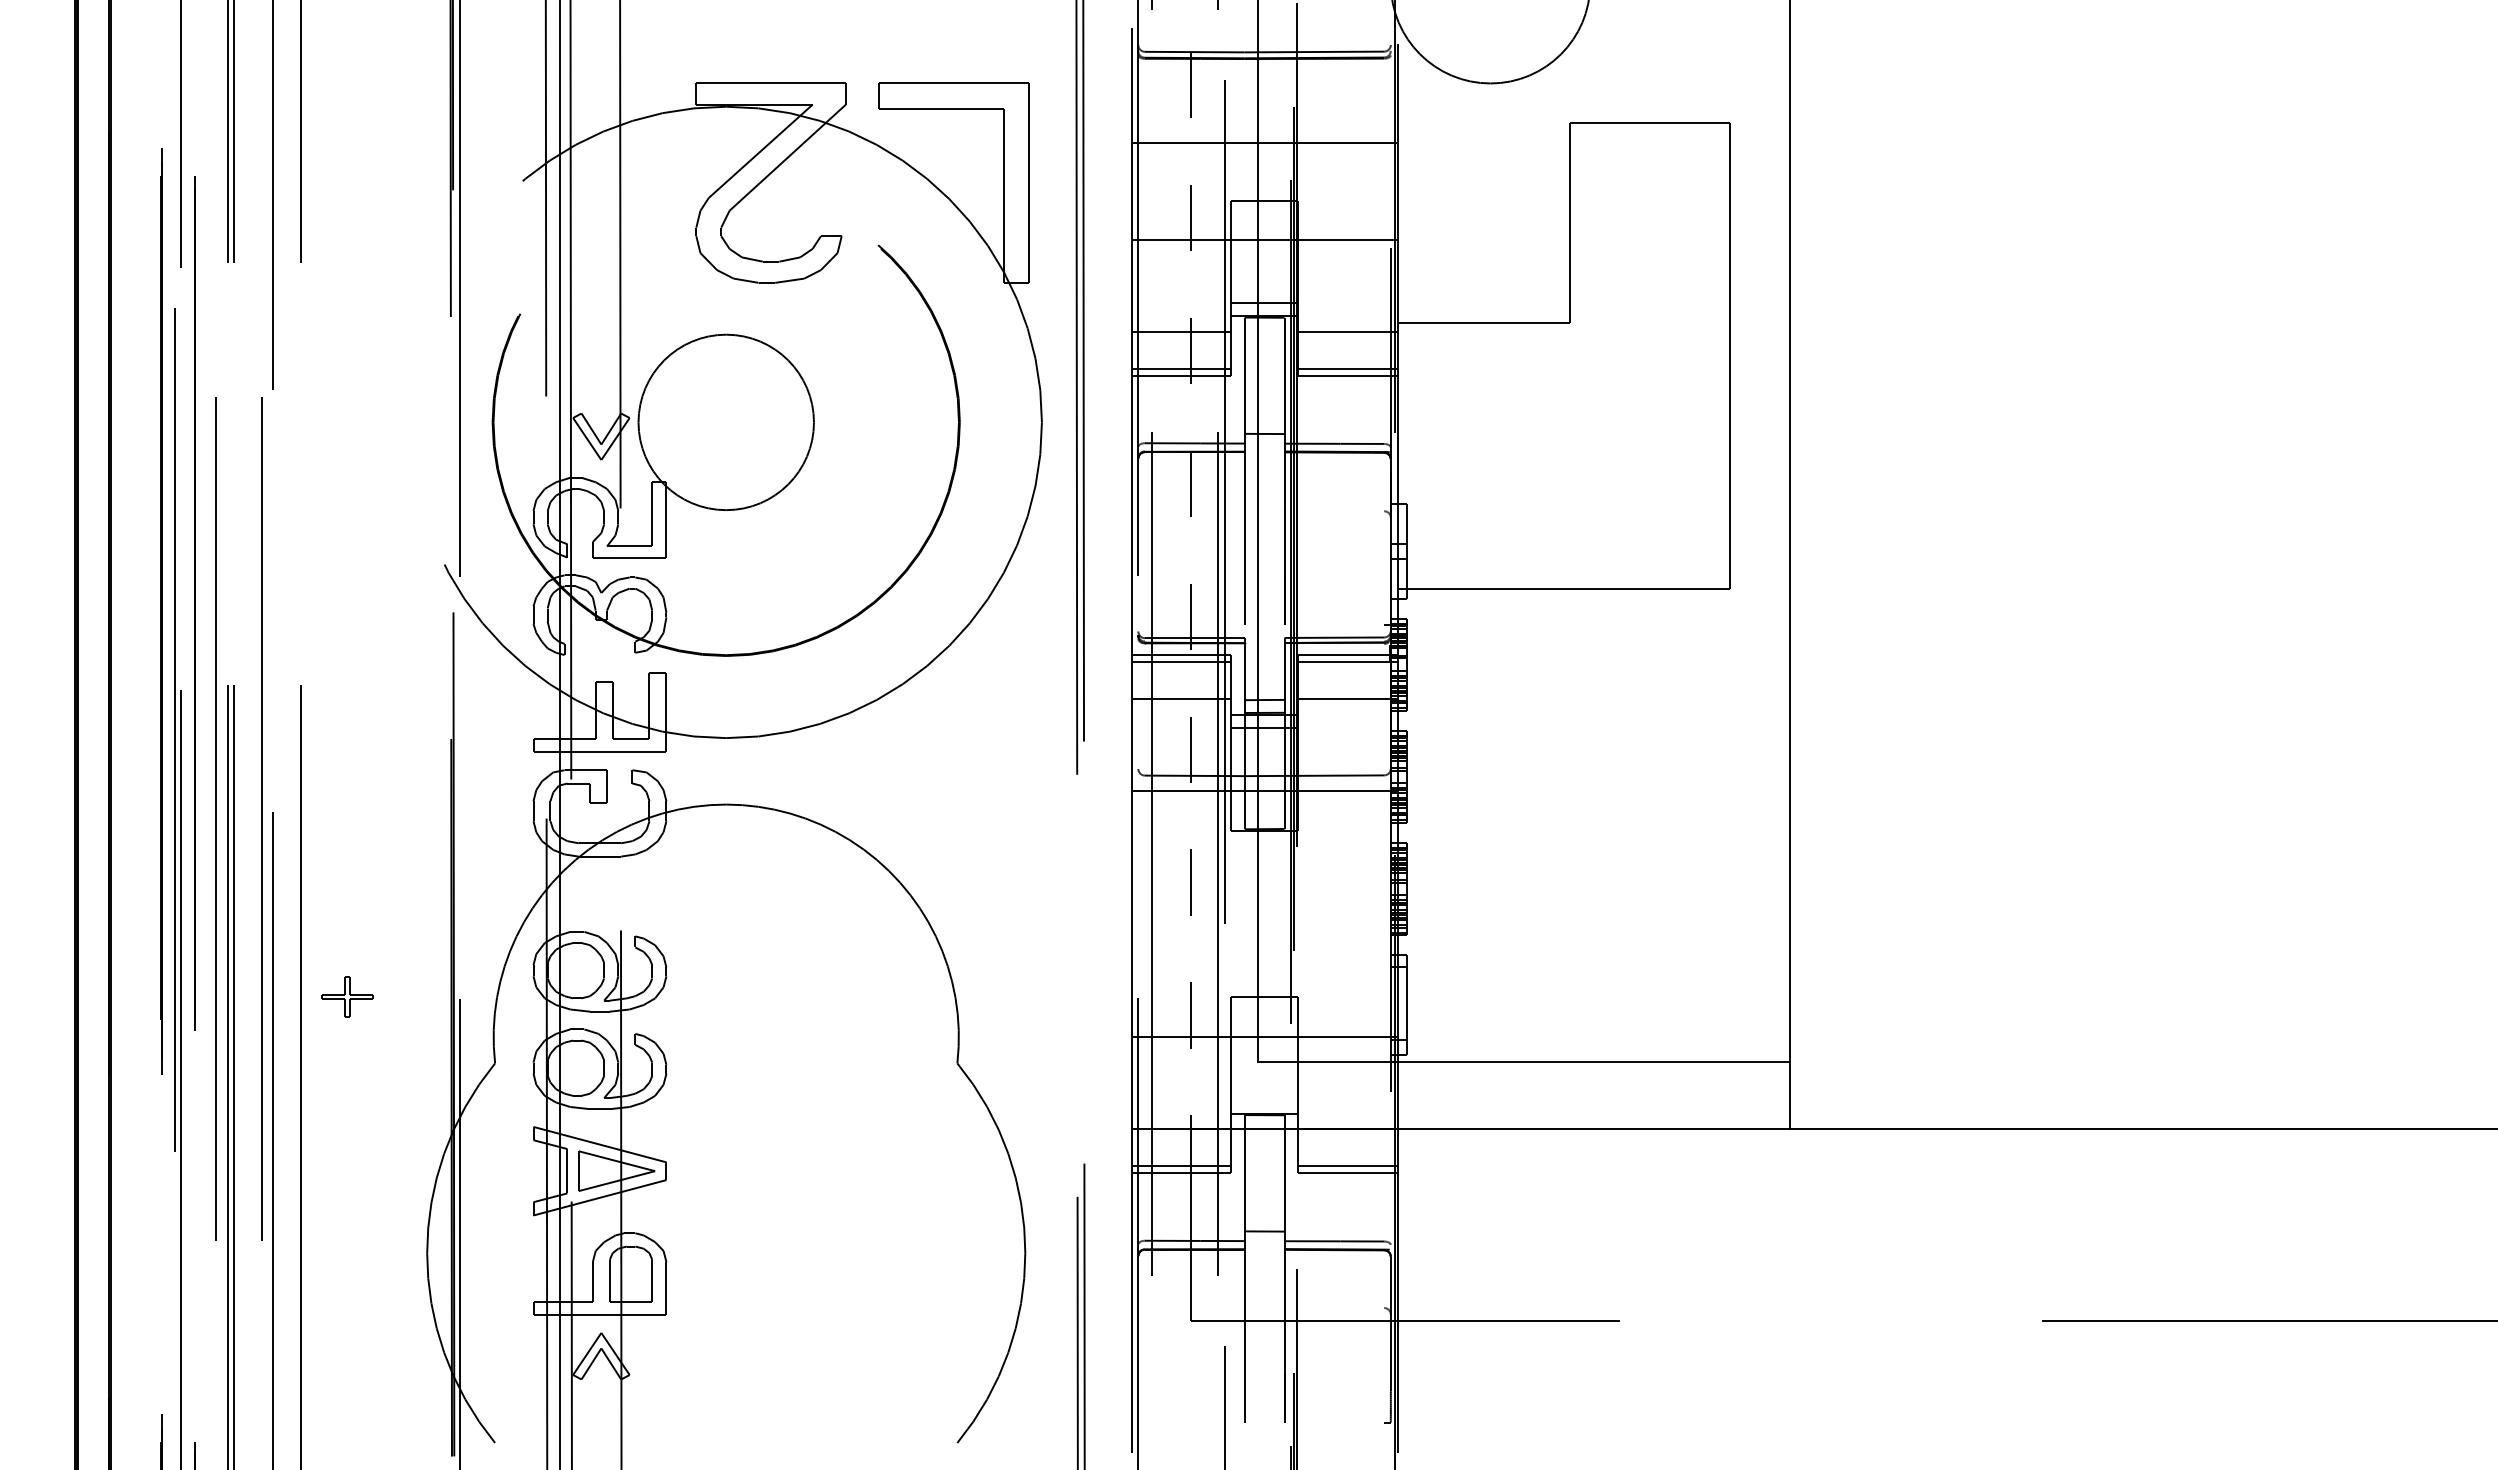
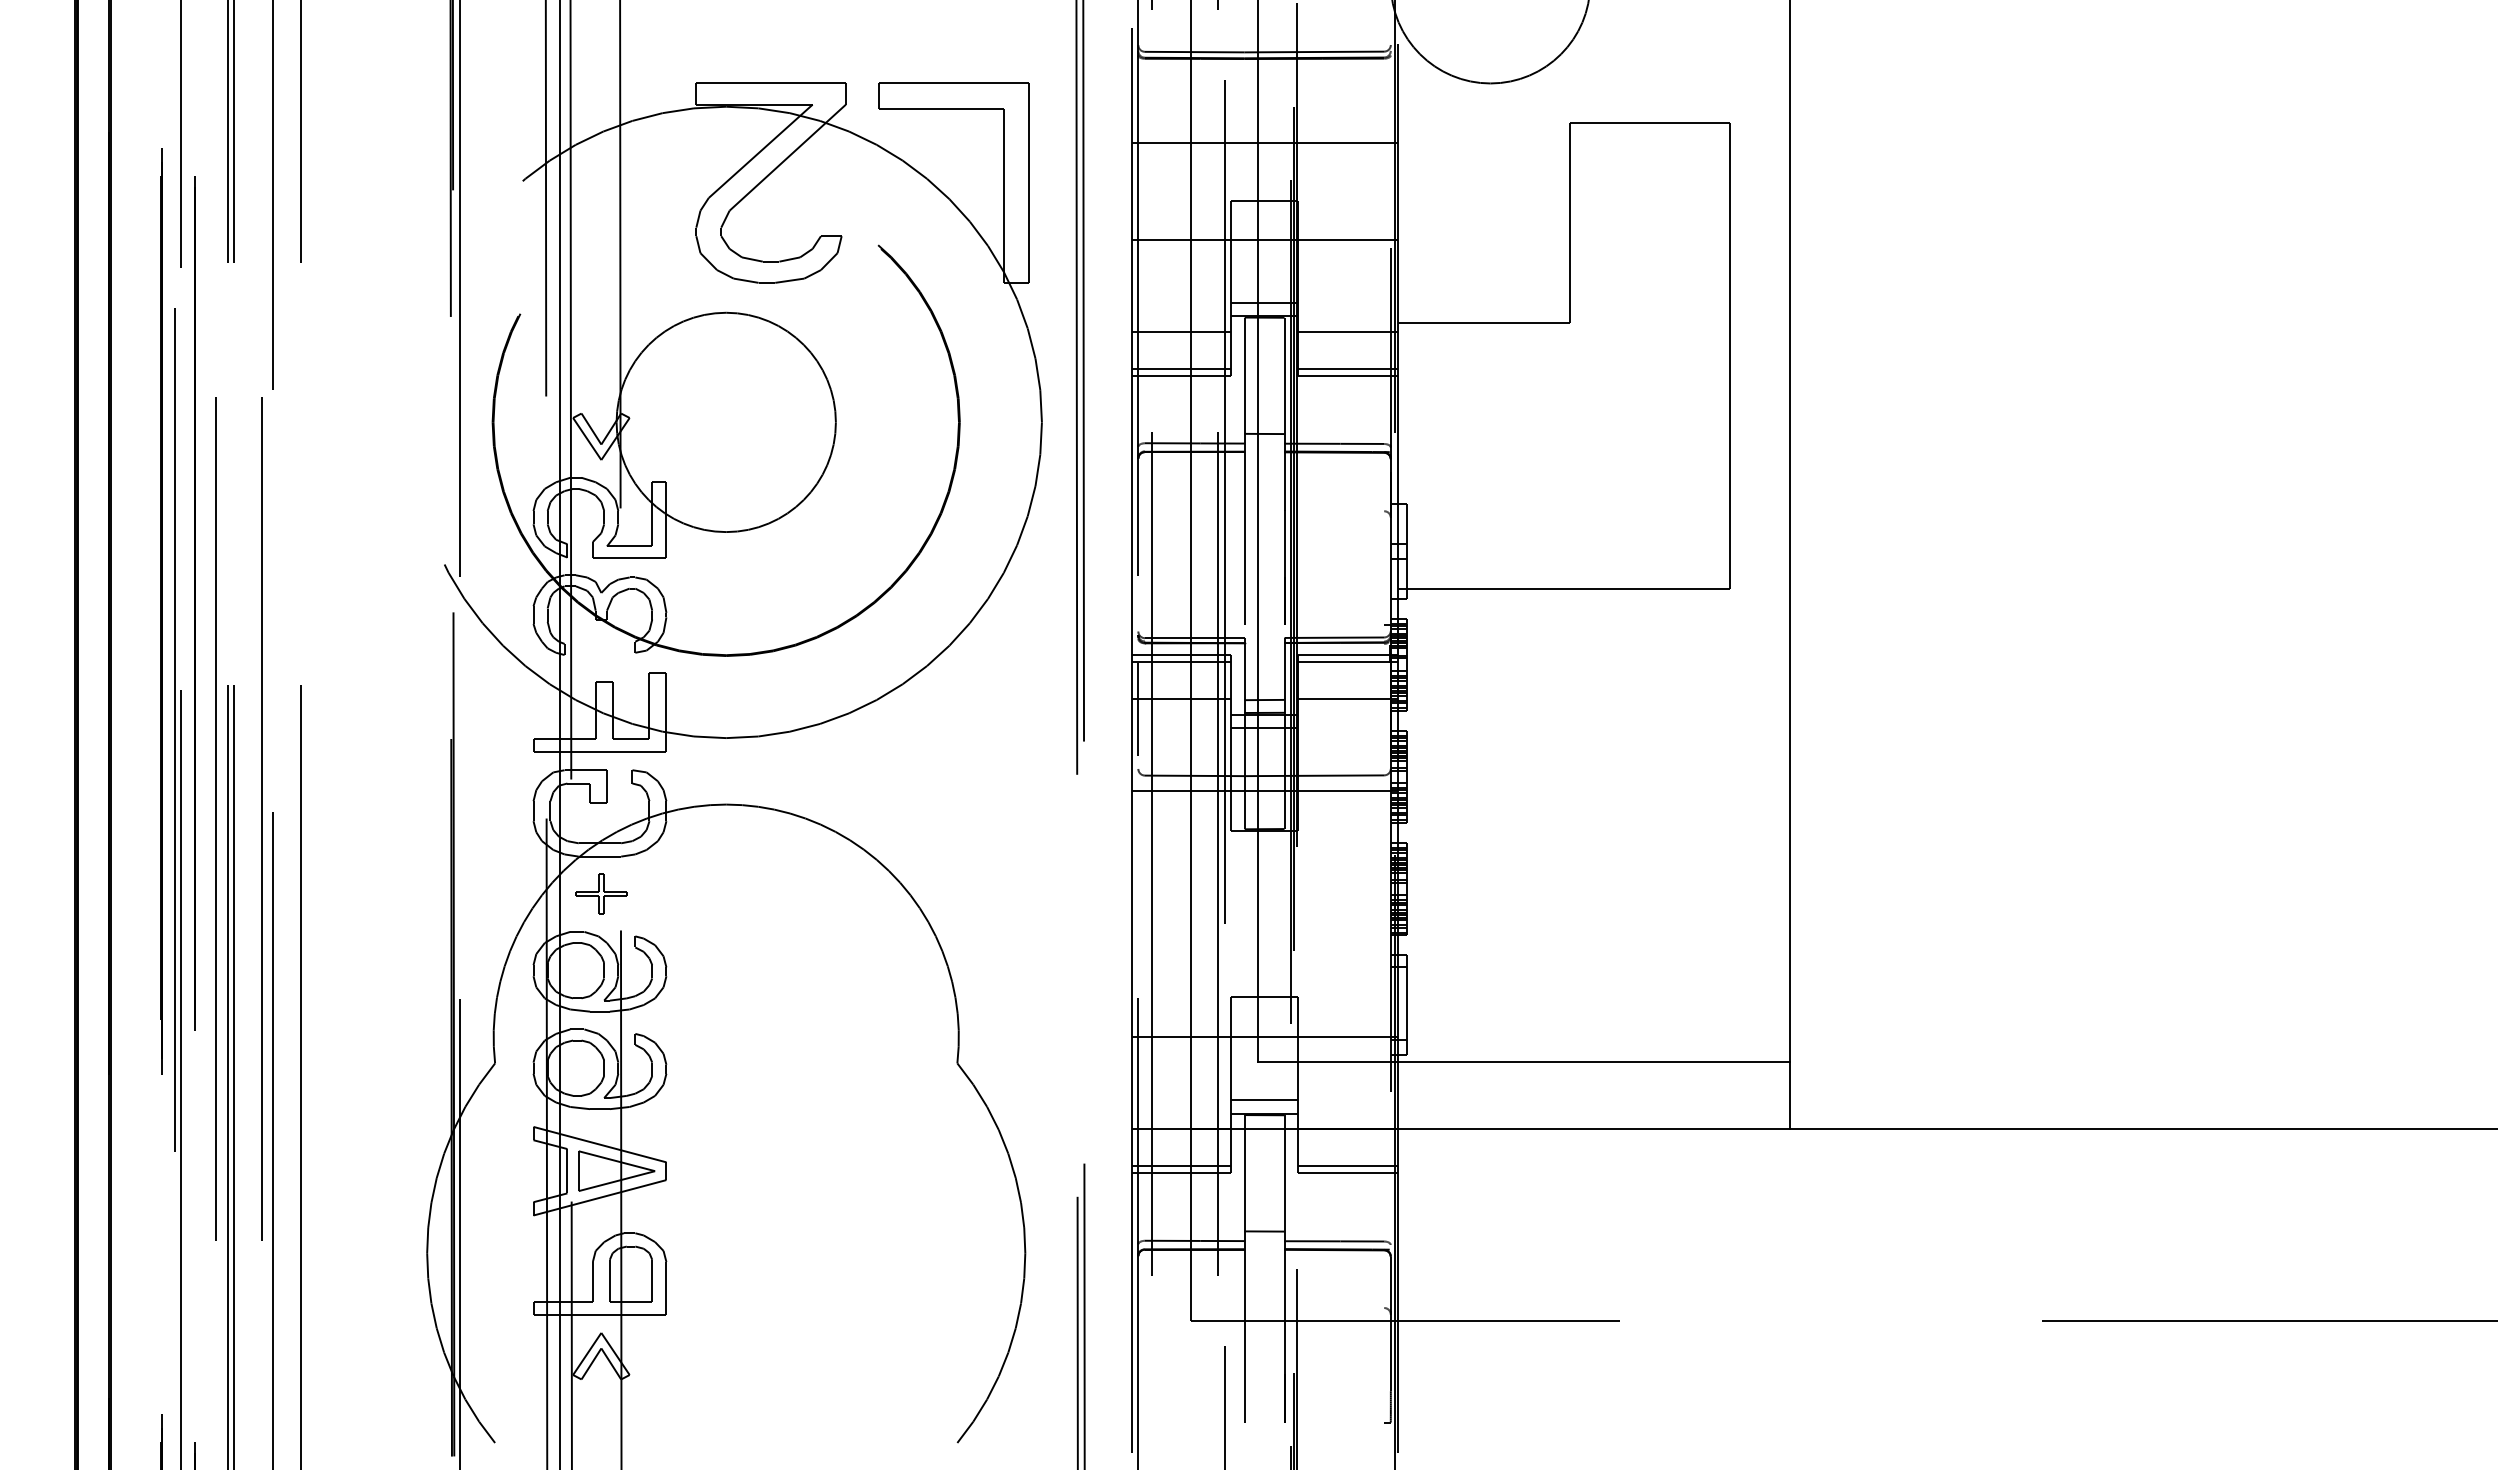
circle diameter: 175 px -> 219 px (725, 422)
line: dashed -> solid (1191, 564)
line: none -> present (1138, 709)
part position: (347, 996) -> (601, 893) (601, 893)
line: none -> present (1264, 1100)
